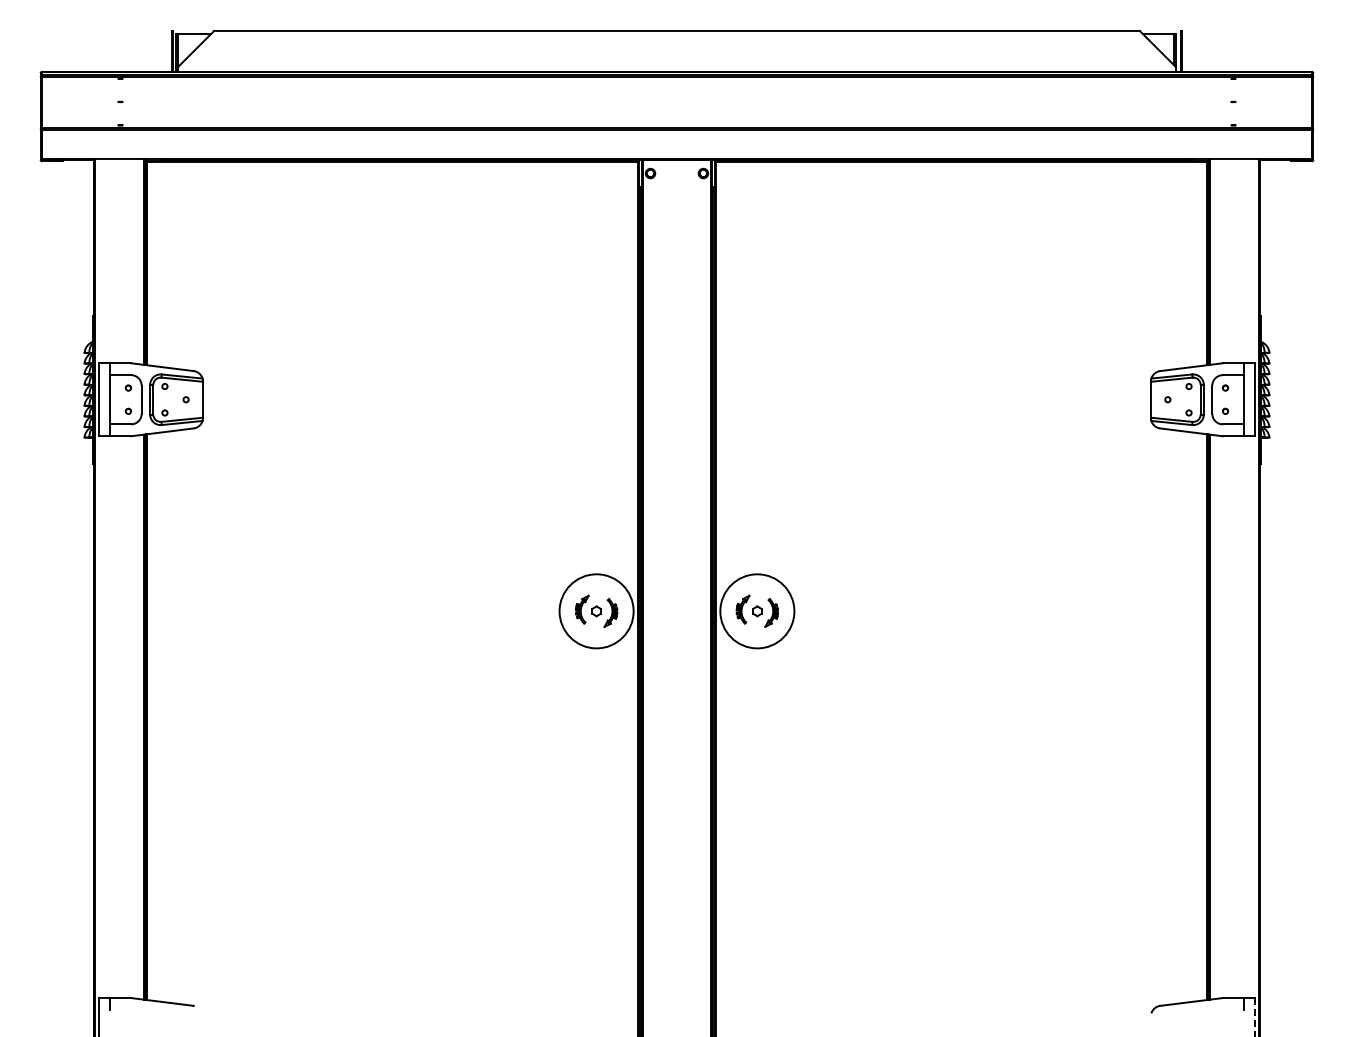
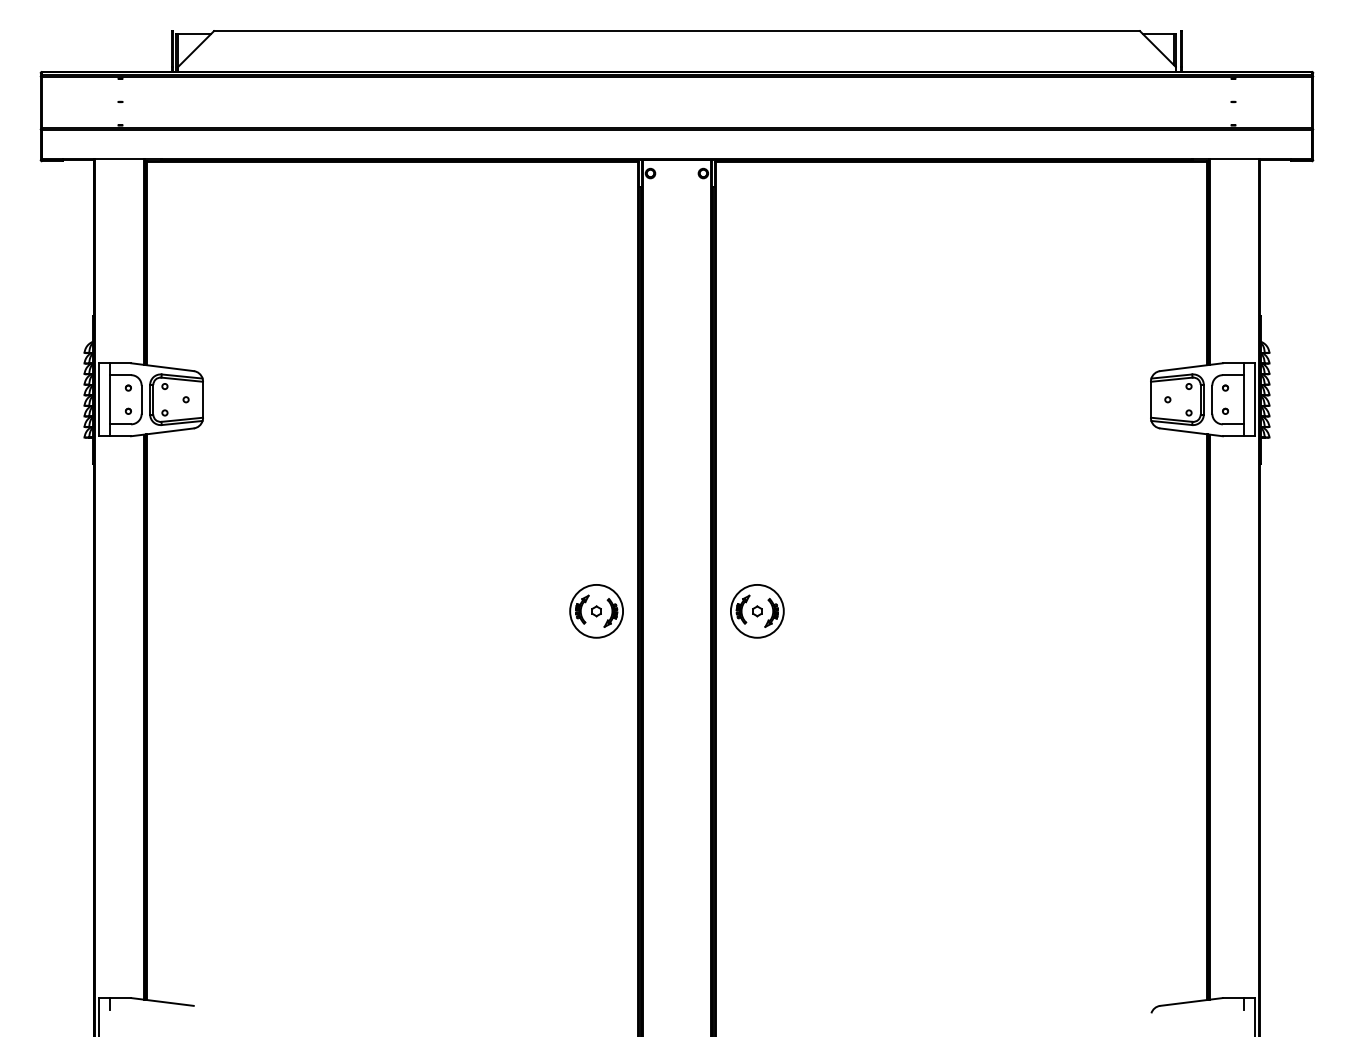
circle diameter: 74 px -> 53 px (596, 610)
circle diameter: 74 px -> 53 px (756, 610)
line: dashed -> solid (1254, 1017)
